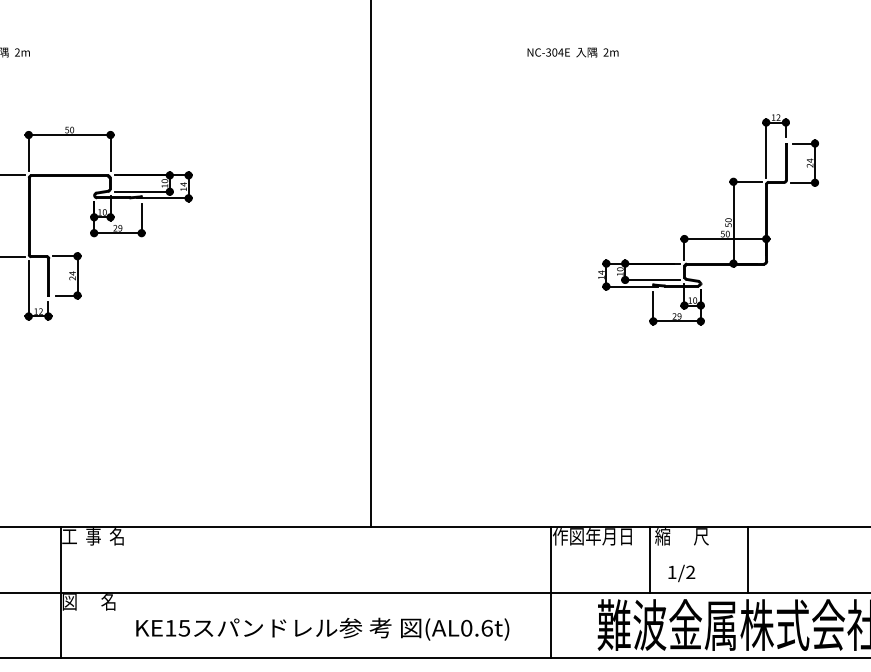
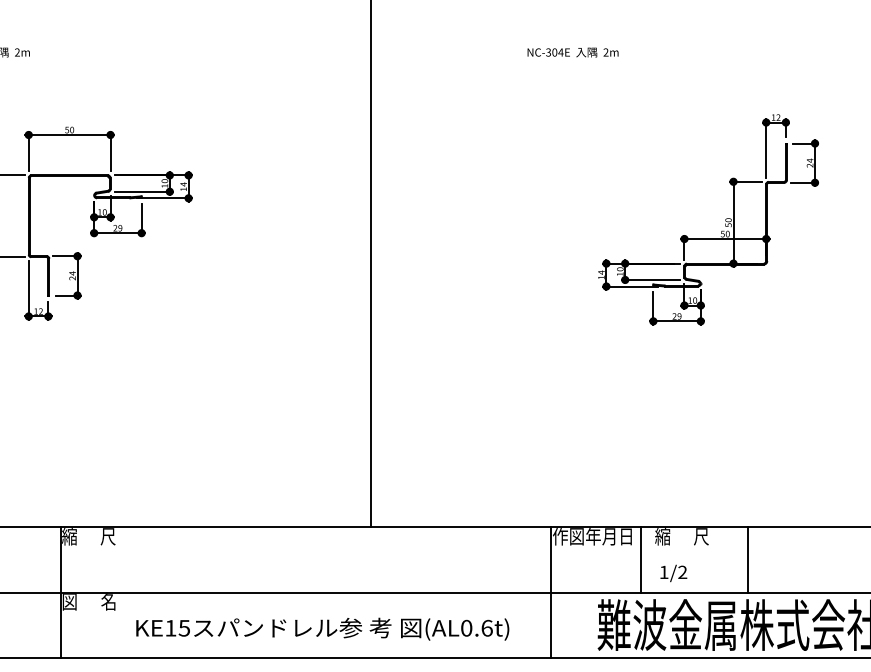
text: 工  事  名 -> 縮      尺 (92, 536)
line position: (649, 559) -> (640, 559) (640, 559)
text position: (681, 573) -> (673, 573) (673, 573)
